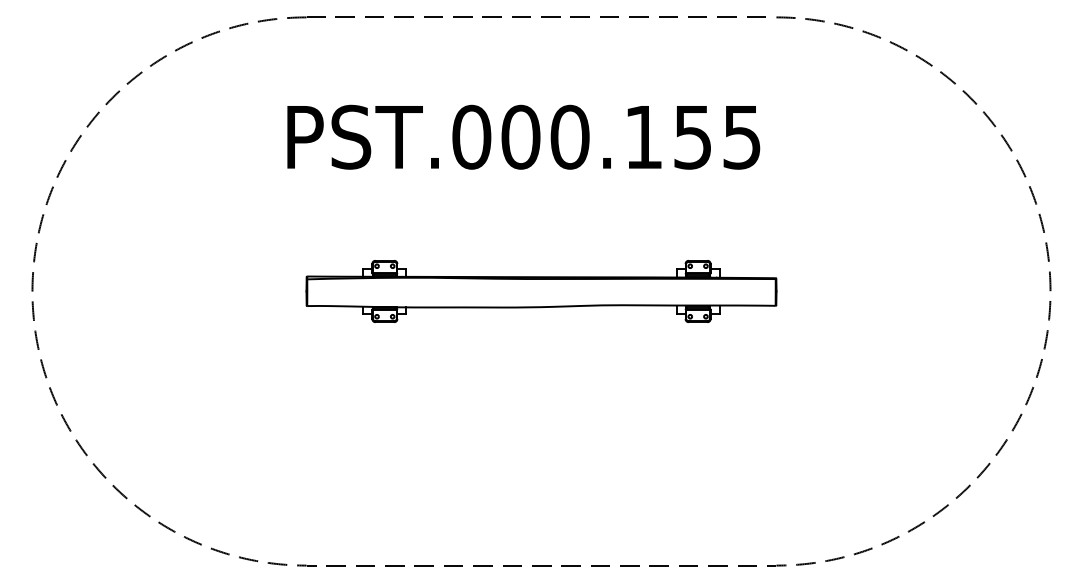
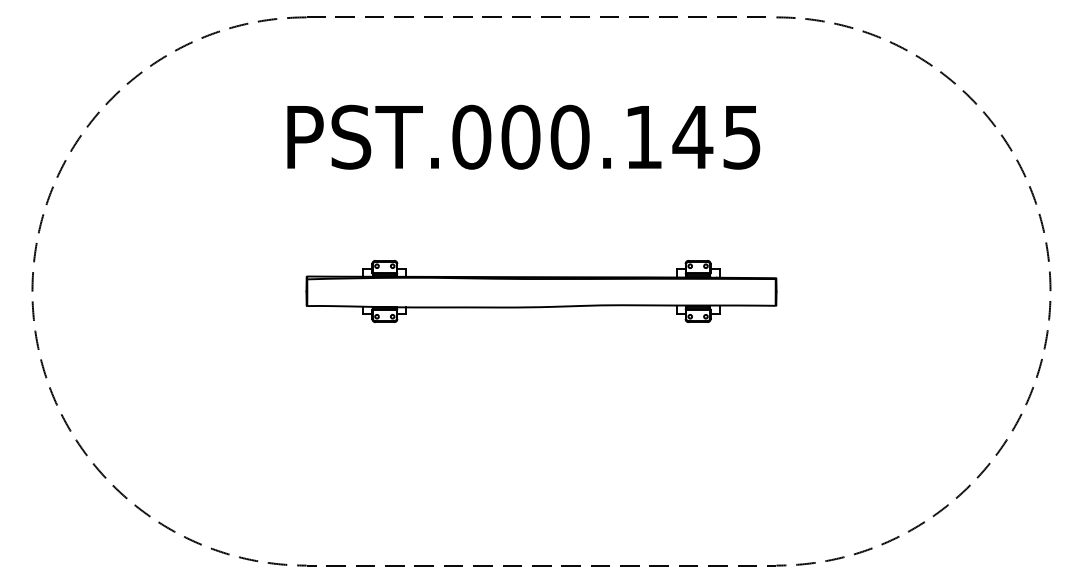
text: PST.000.155 -> PST.000.145 (692, 137)
